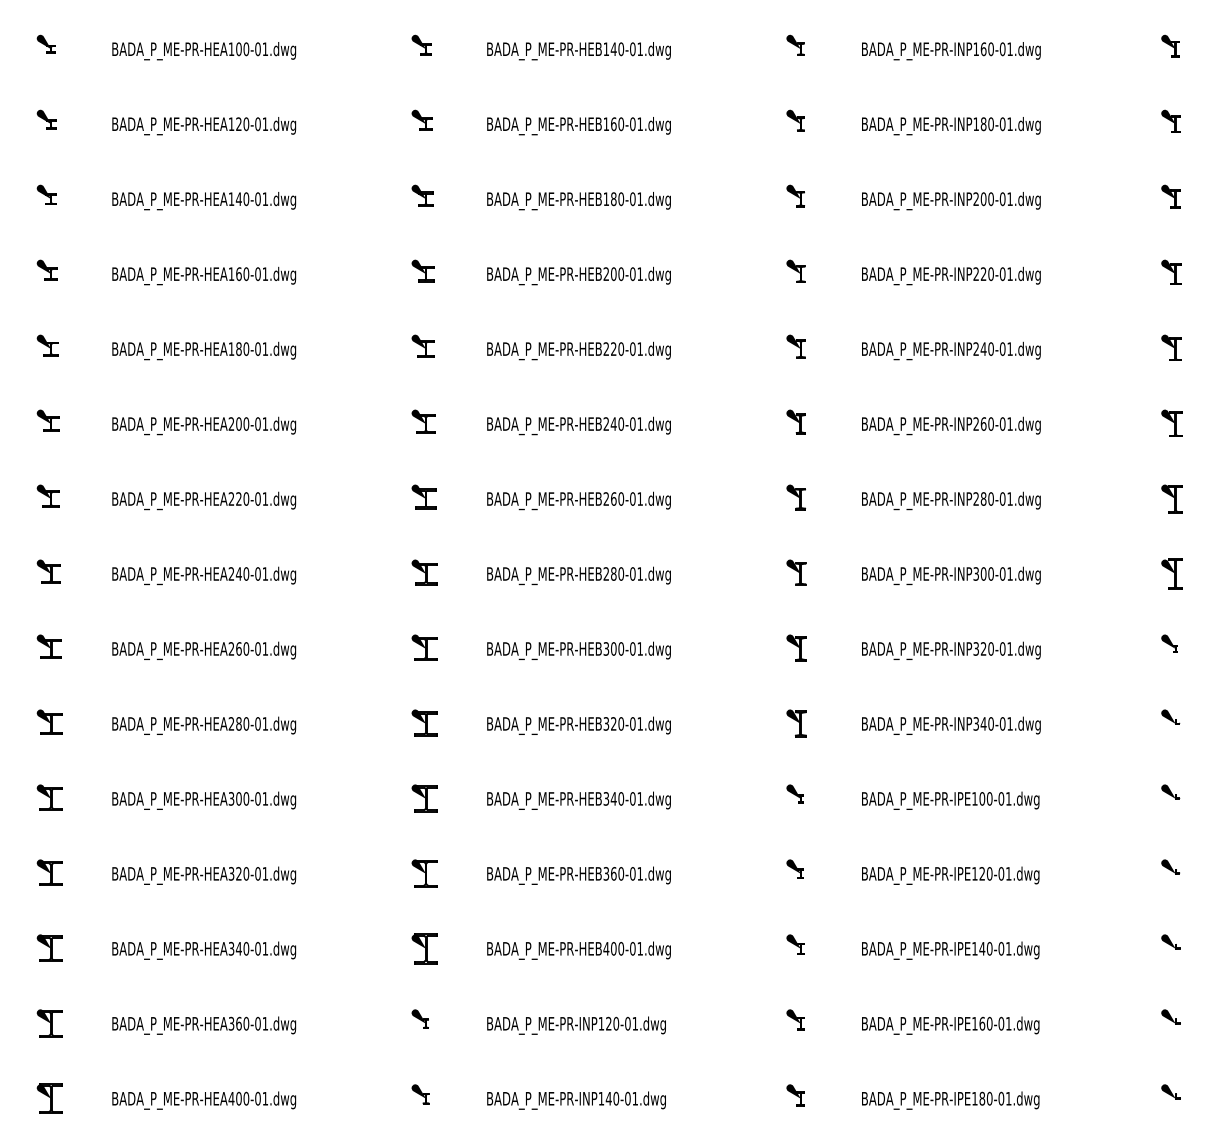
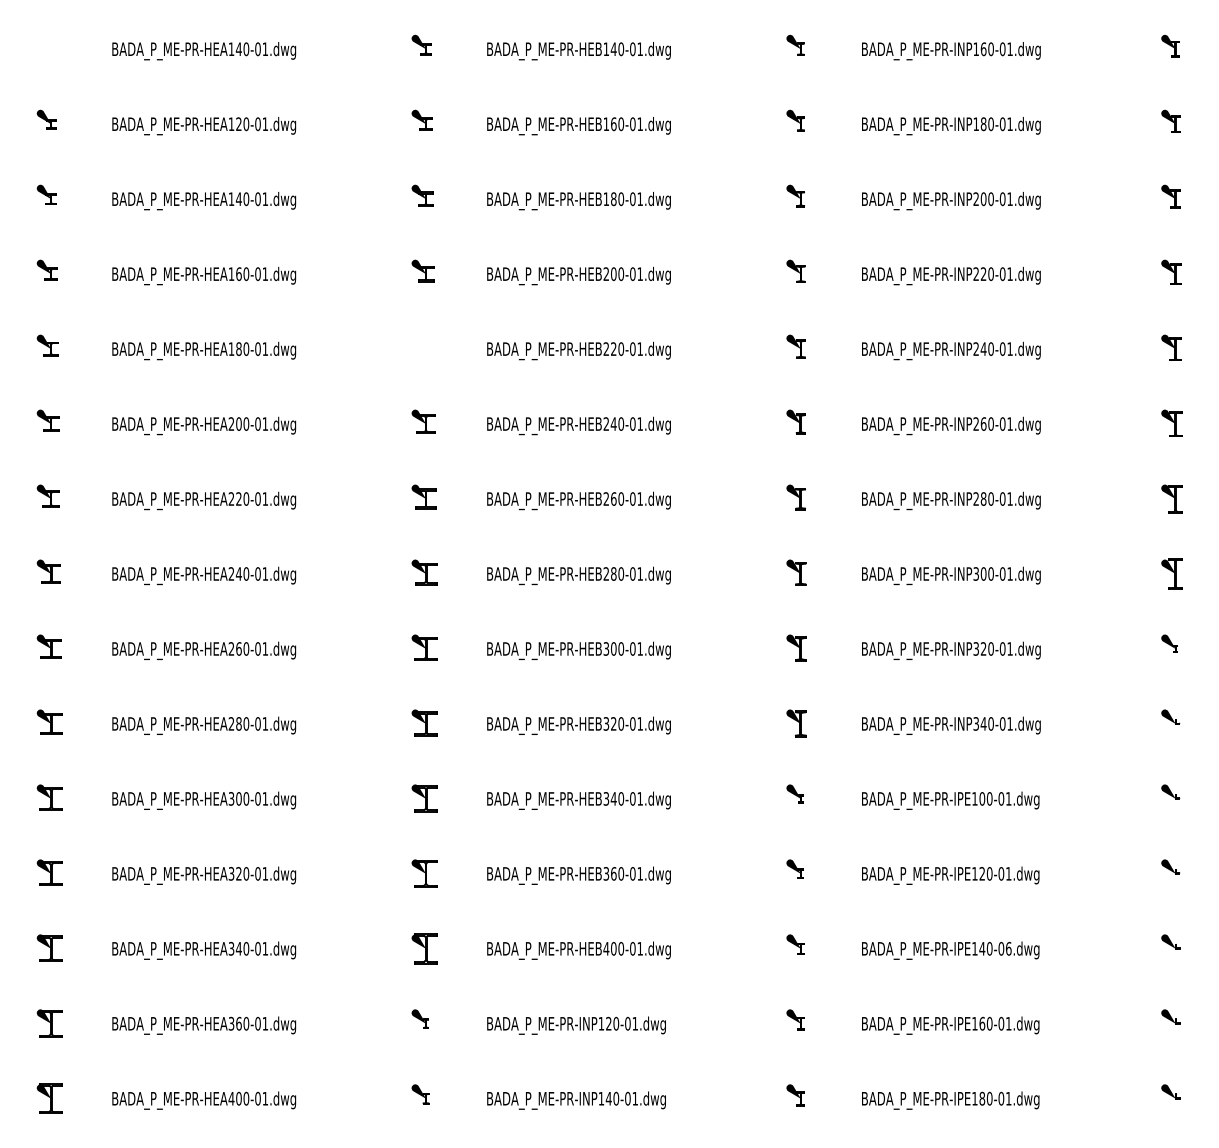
part: present -> none (45, 43)
text: BADA_P_ME-PR-HEA100-01.dwg -> BADA_P_ME-PR-HEA140-01.dwg (238, 49)
part: present -> none (422, 345)
text: BADA_P_ME-PR-IPE140-01.dwg -> BADA_P_ME-PR-IPE140-06.dwg (1008, 948)
